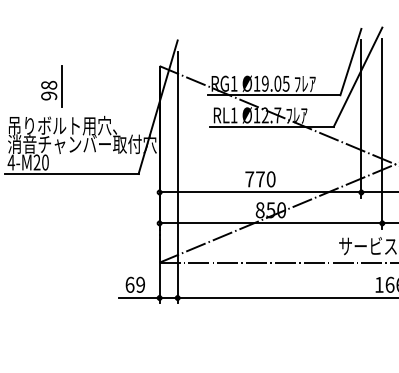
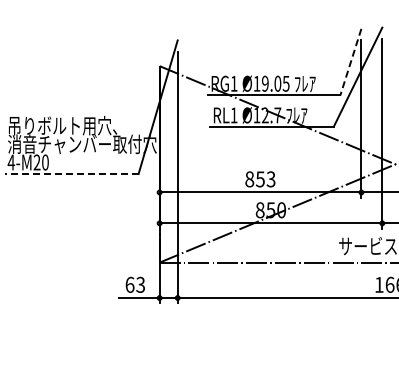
line: solid -> dashed (350, 62)
part: present -> none (51, 86)
line: solid -> dashed (71, 174)
text: 770 -> 853 (260, 179)
text: 69 -> 63 (140, 284)
